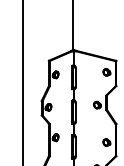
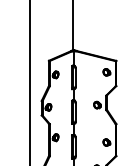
line position: (22, 82) -> (29, 82) (29, 82)
